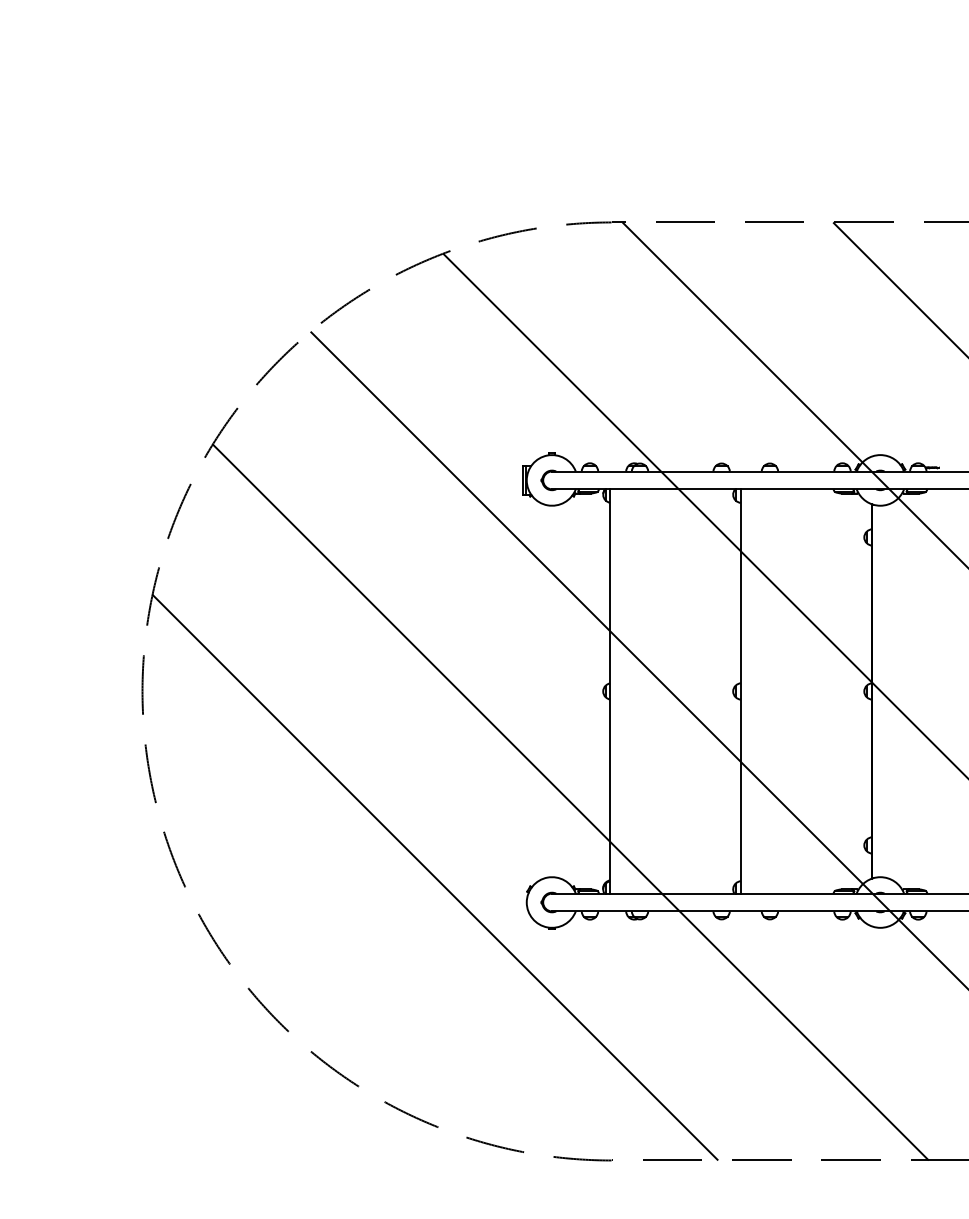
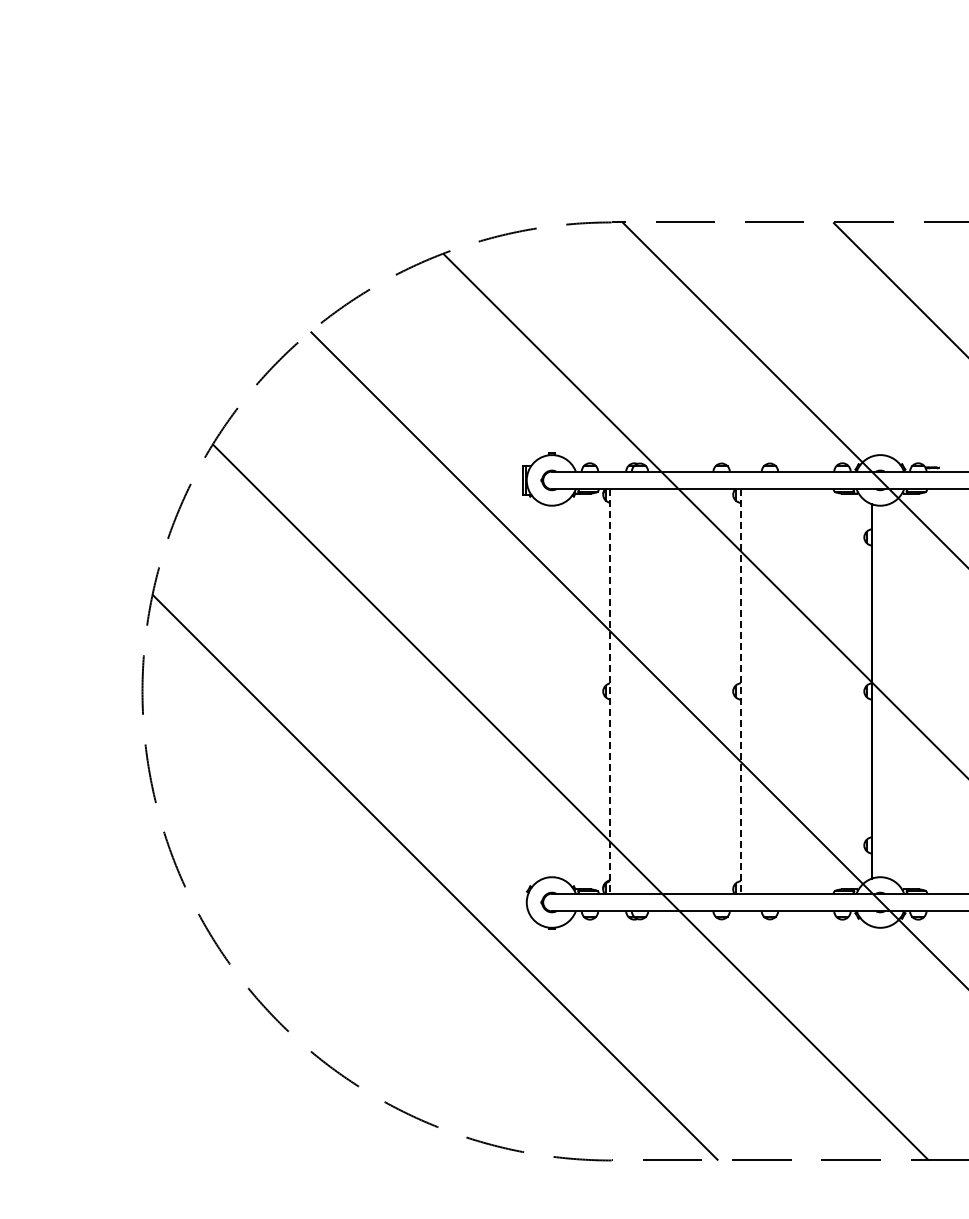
line: solid -> dashed (610, 691)
line: solid -> dashed (740, 691)
